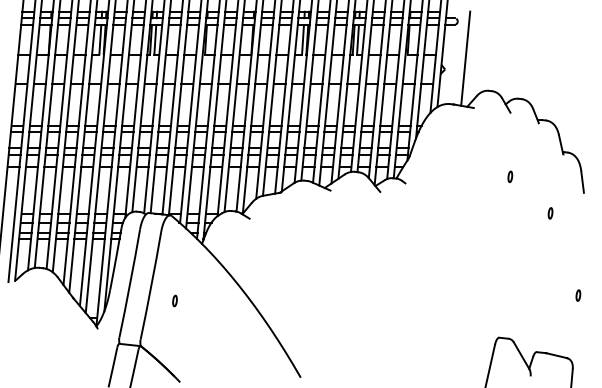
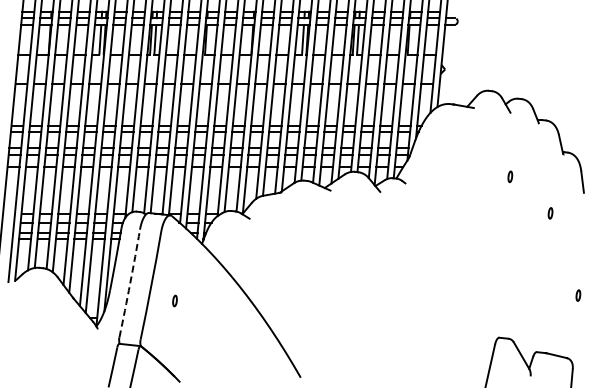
line: present -> none (465, 58)
arc: solid -> dashed (130, 283)
